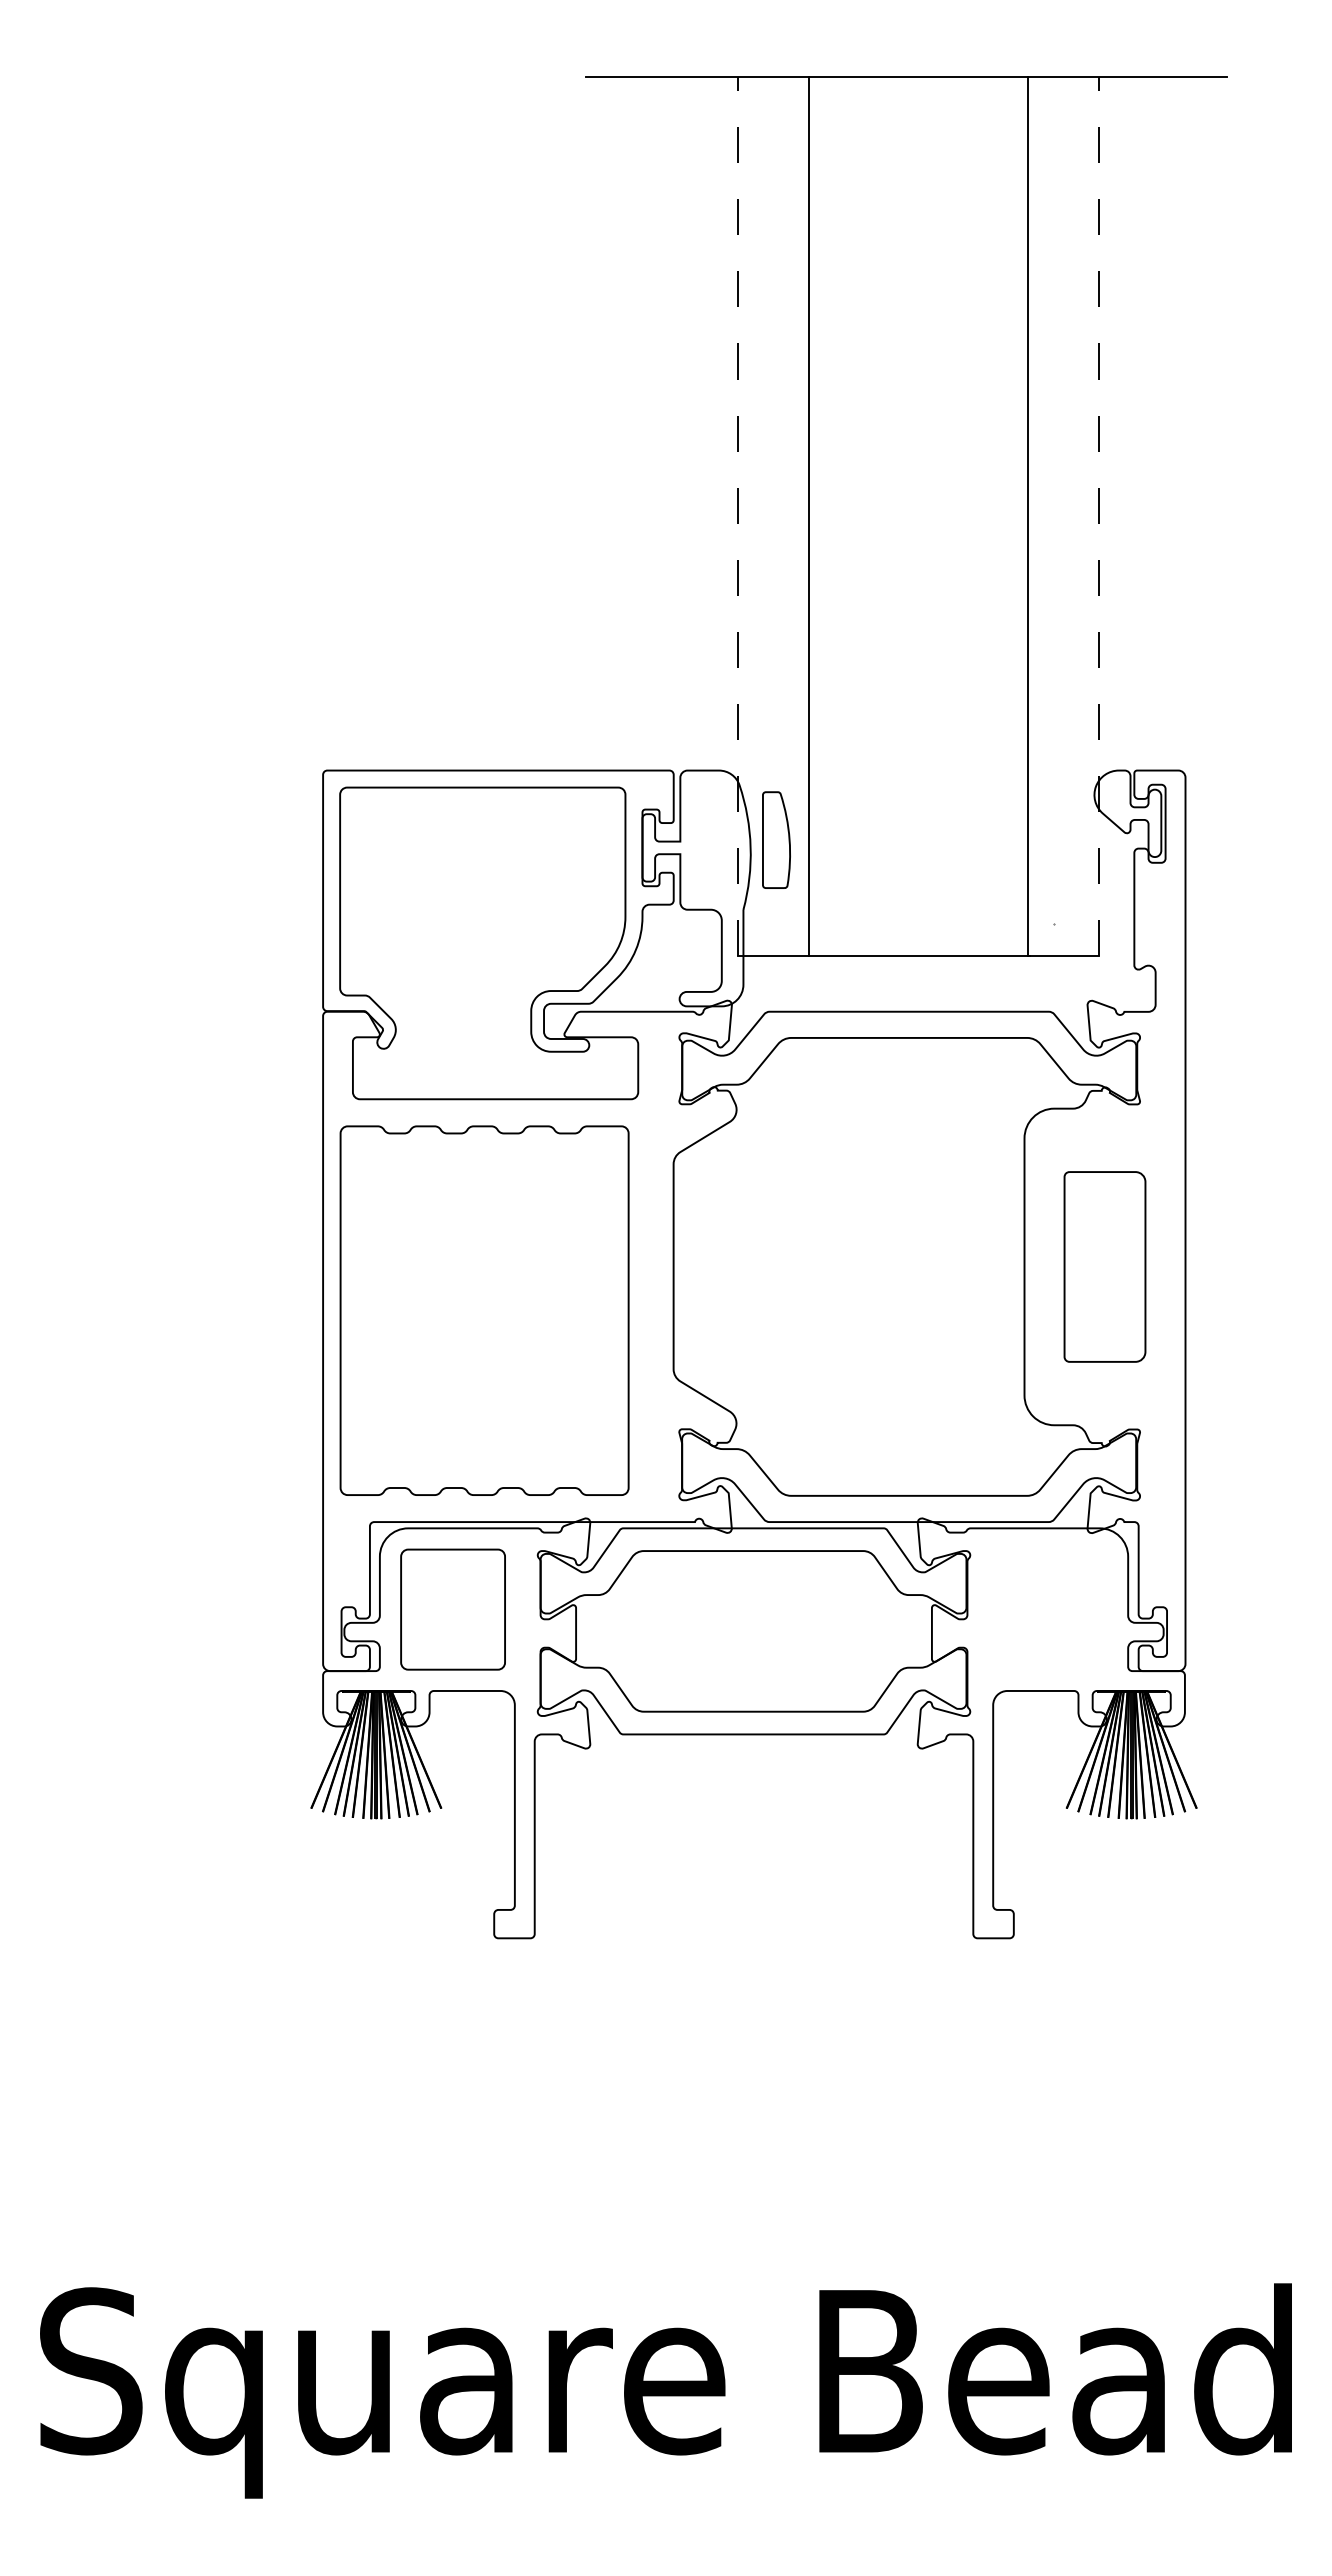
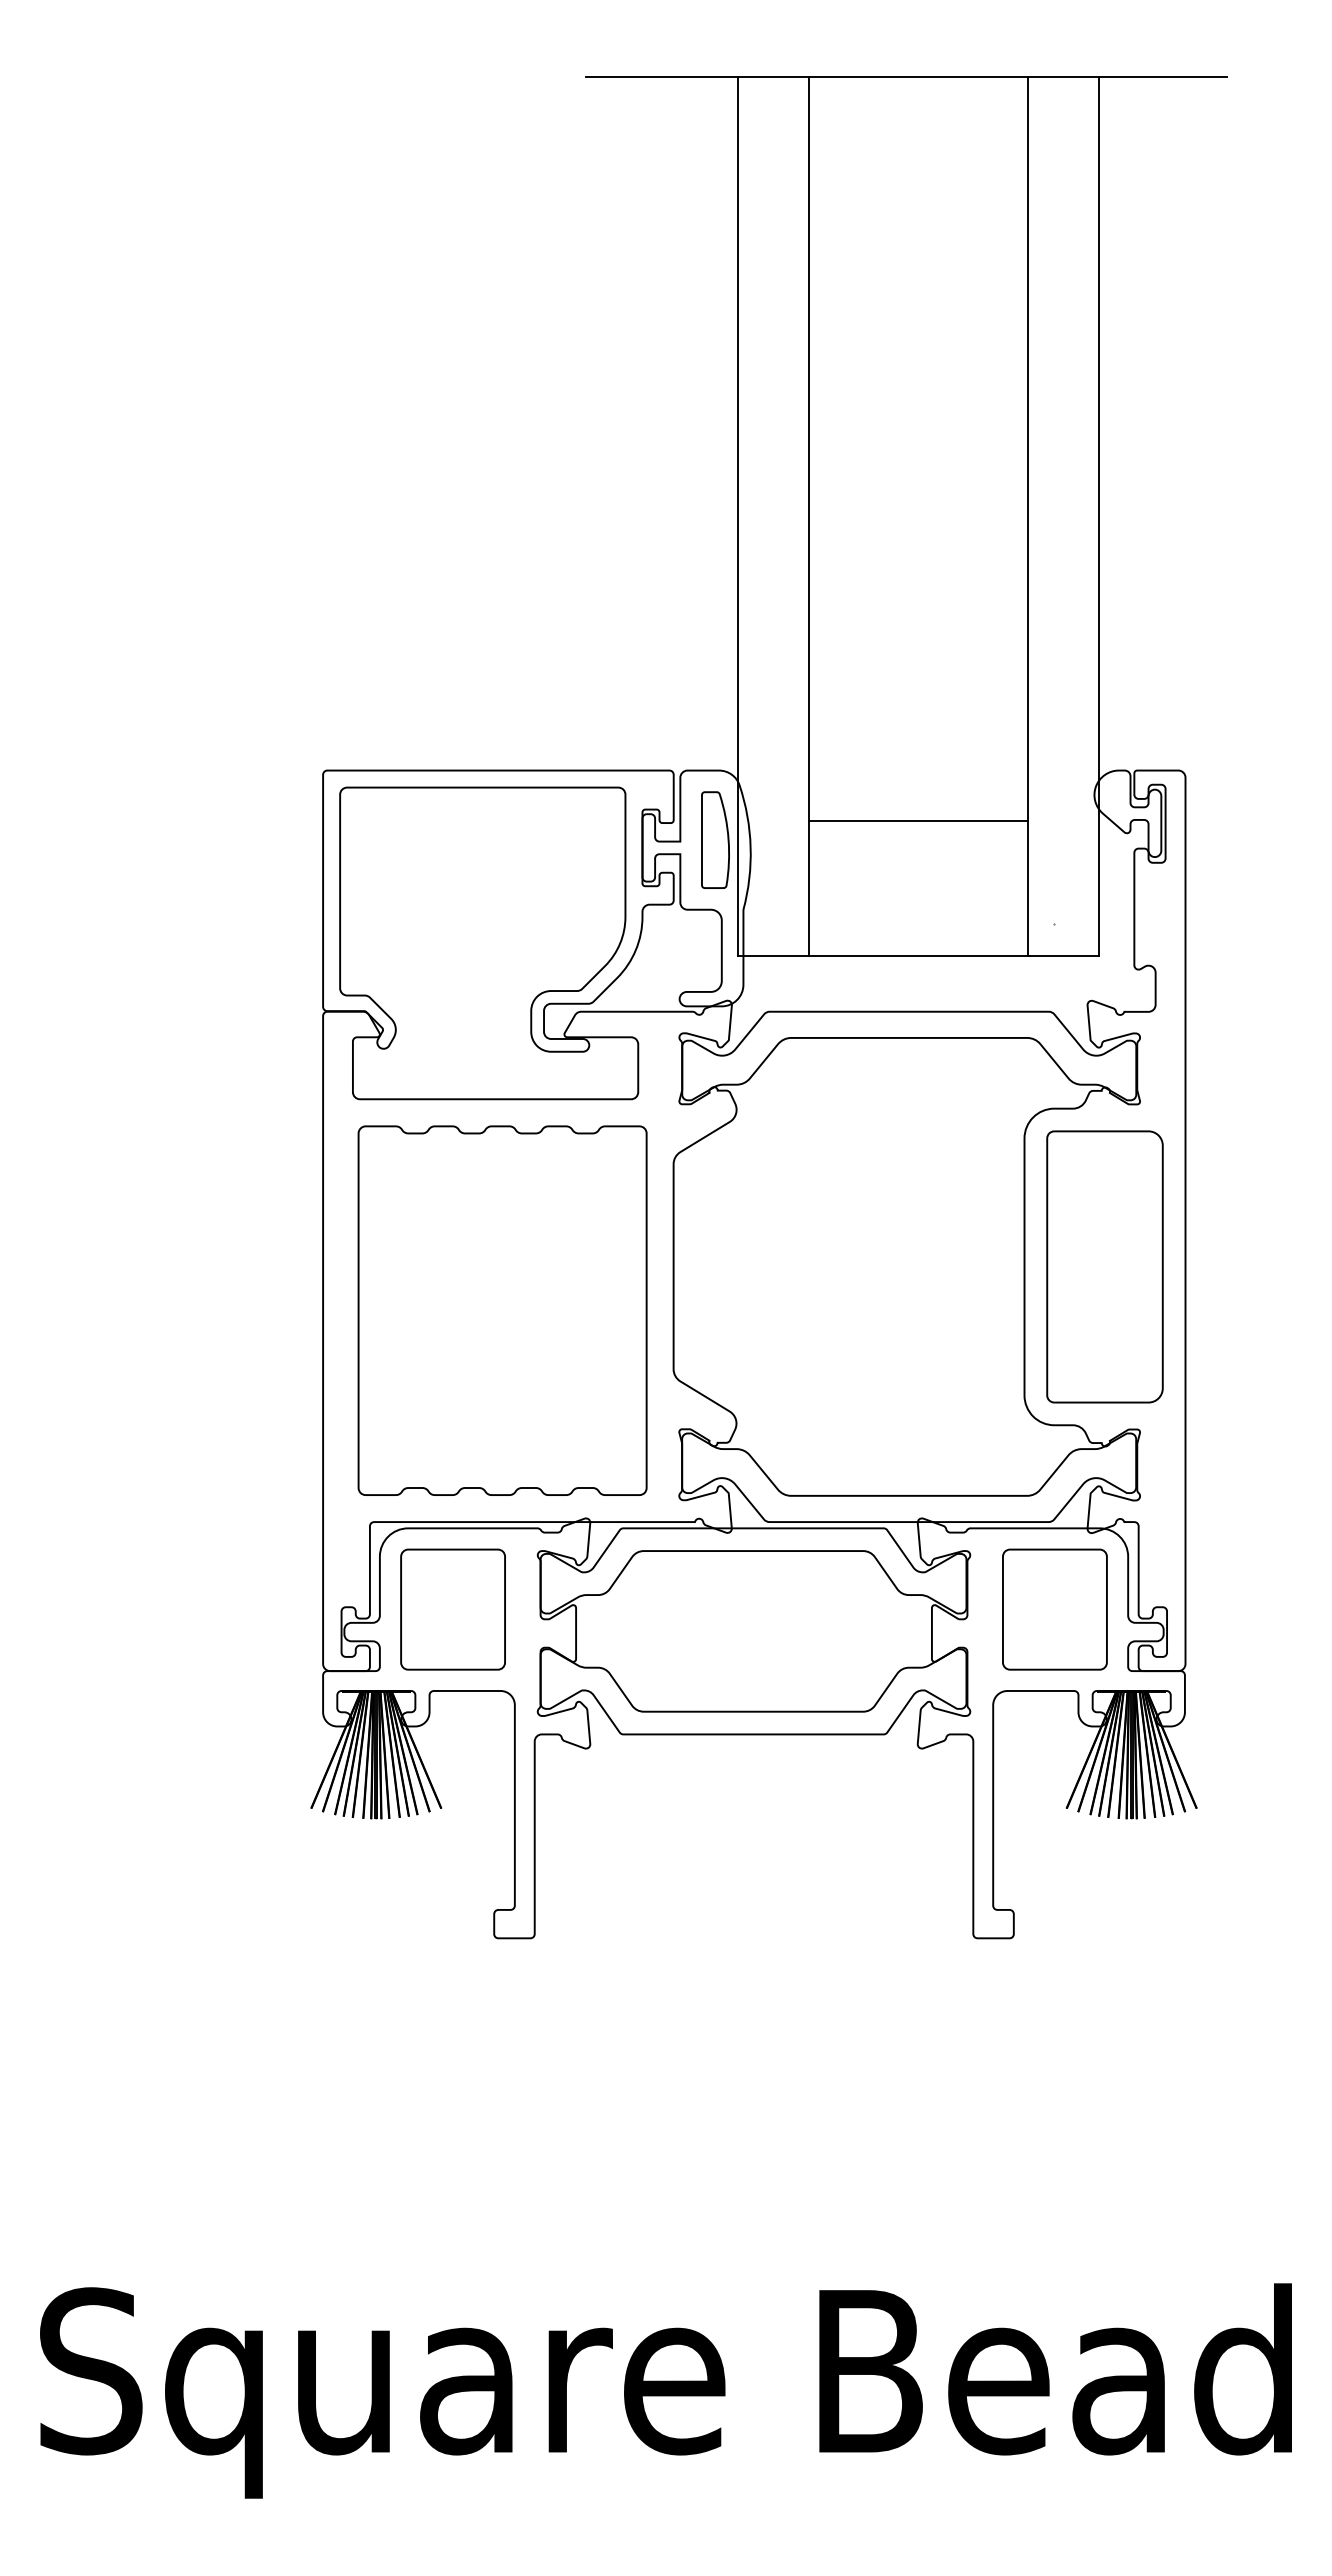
line: dashed -> solid (738, 516)
line: dashed -> solid (1098, 516)
line: none -> present (918, 821)
part position: (776, 839) -> (715, 839) (715, 839)
part size: 84x192 px -> 118x274 px (1104, 1266)
part position: (484, 1310) -> (502, 1310) (502, 1310)
part: none -> present (1054, 1609)
